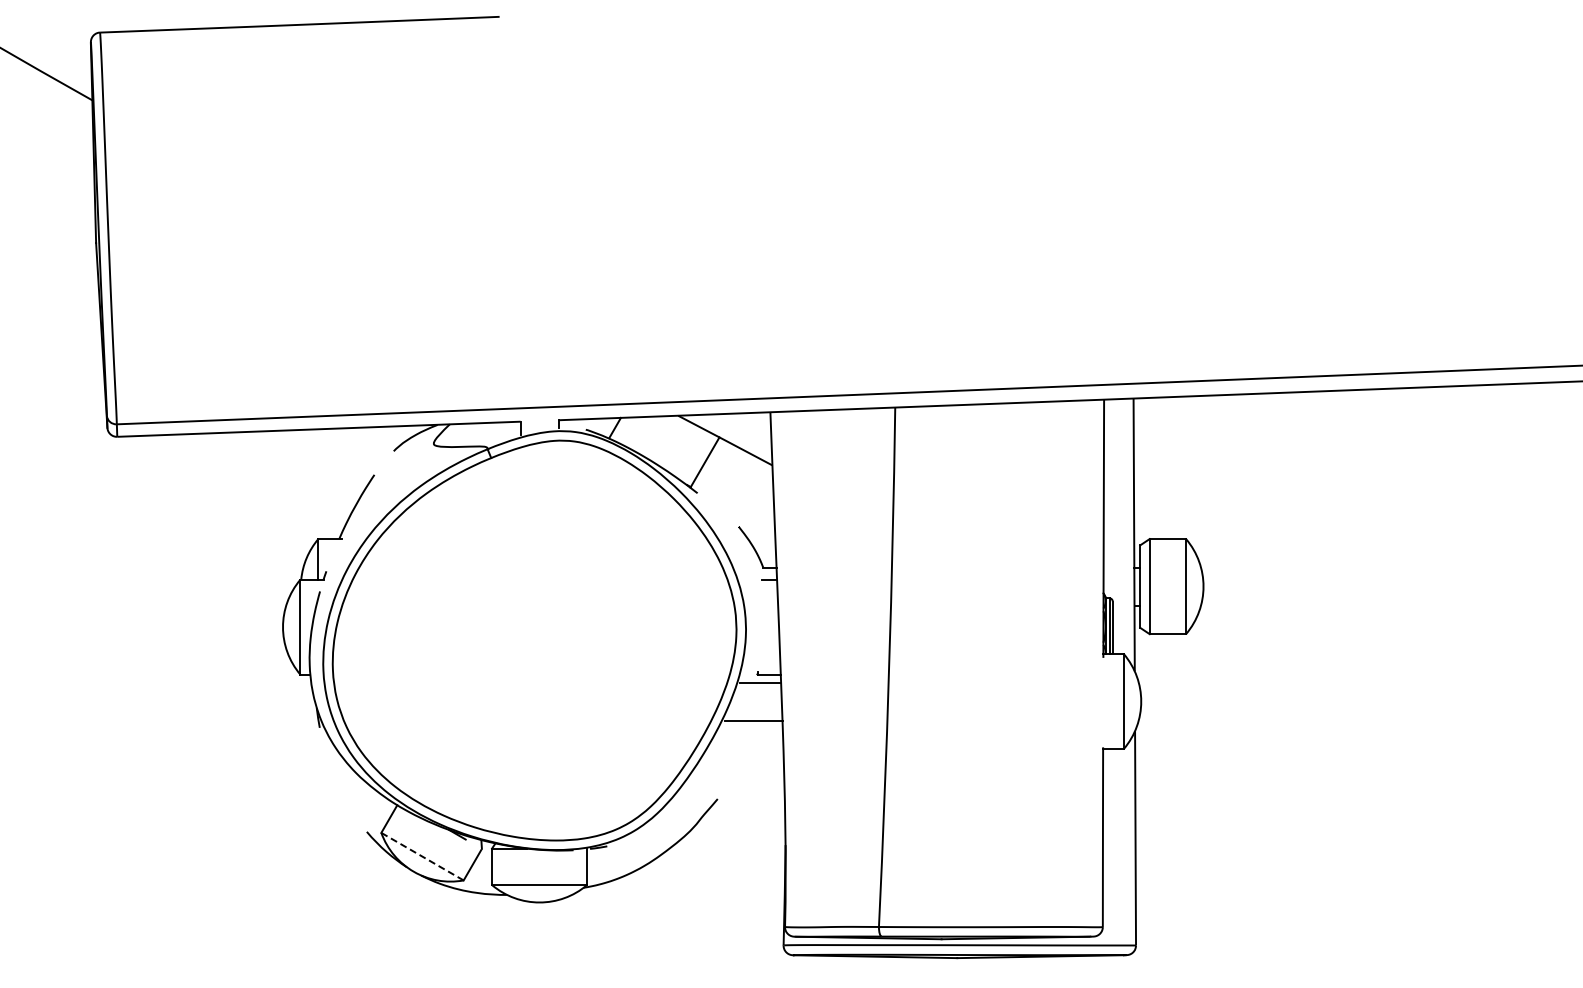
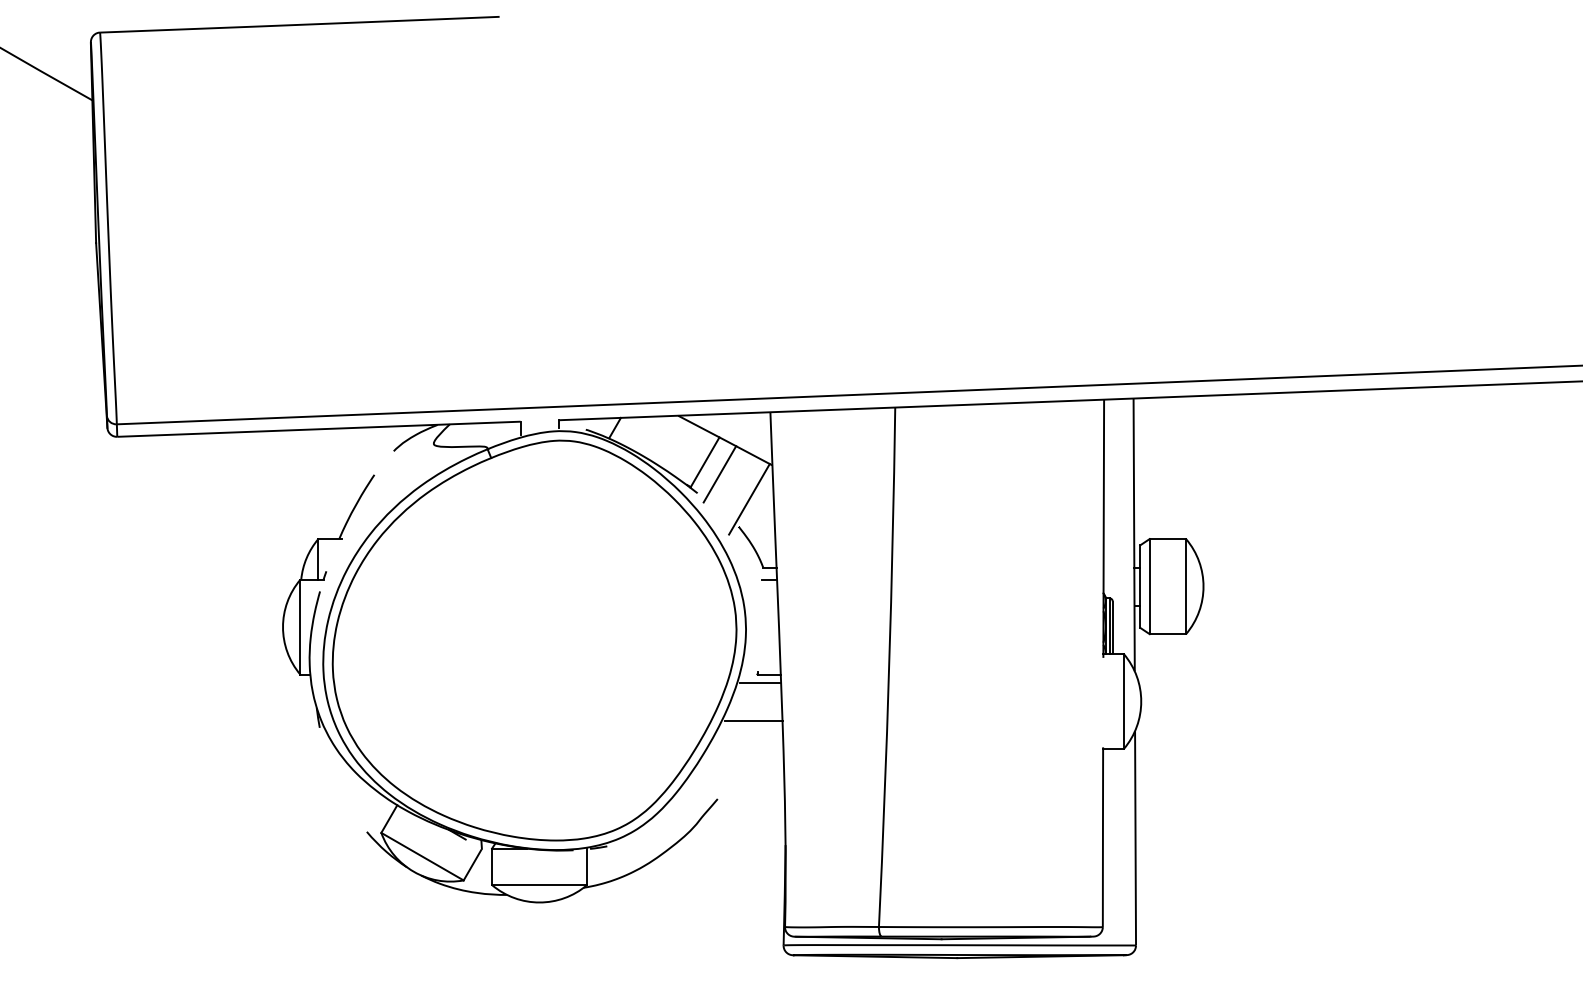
line: none -> present (719, 474)
line: none -> present (749, 499)
line: dashed -> solid (422, 856)
